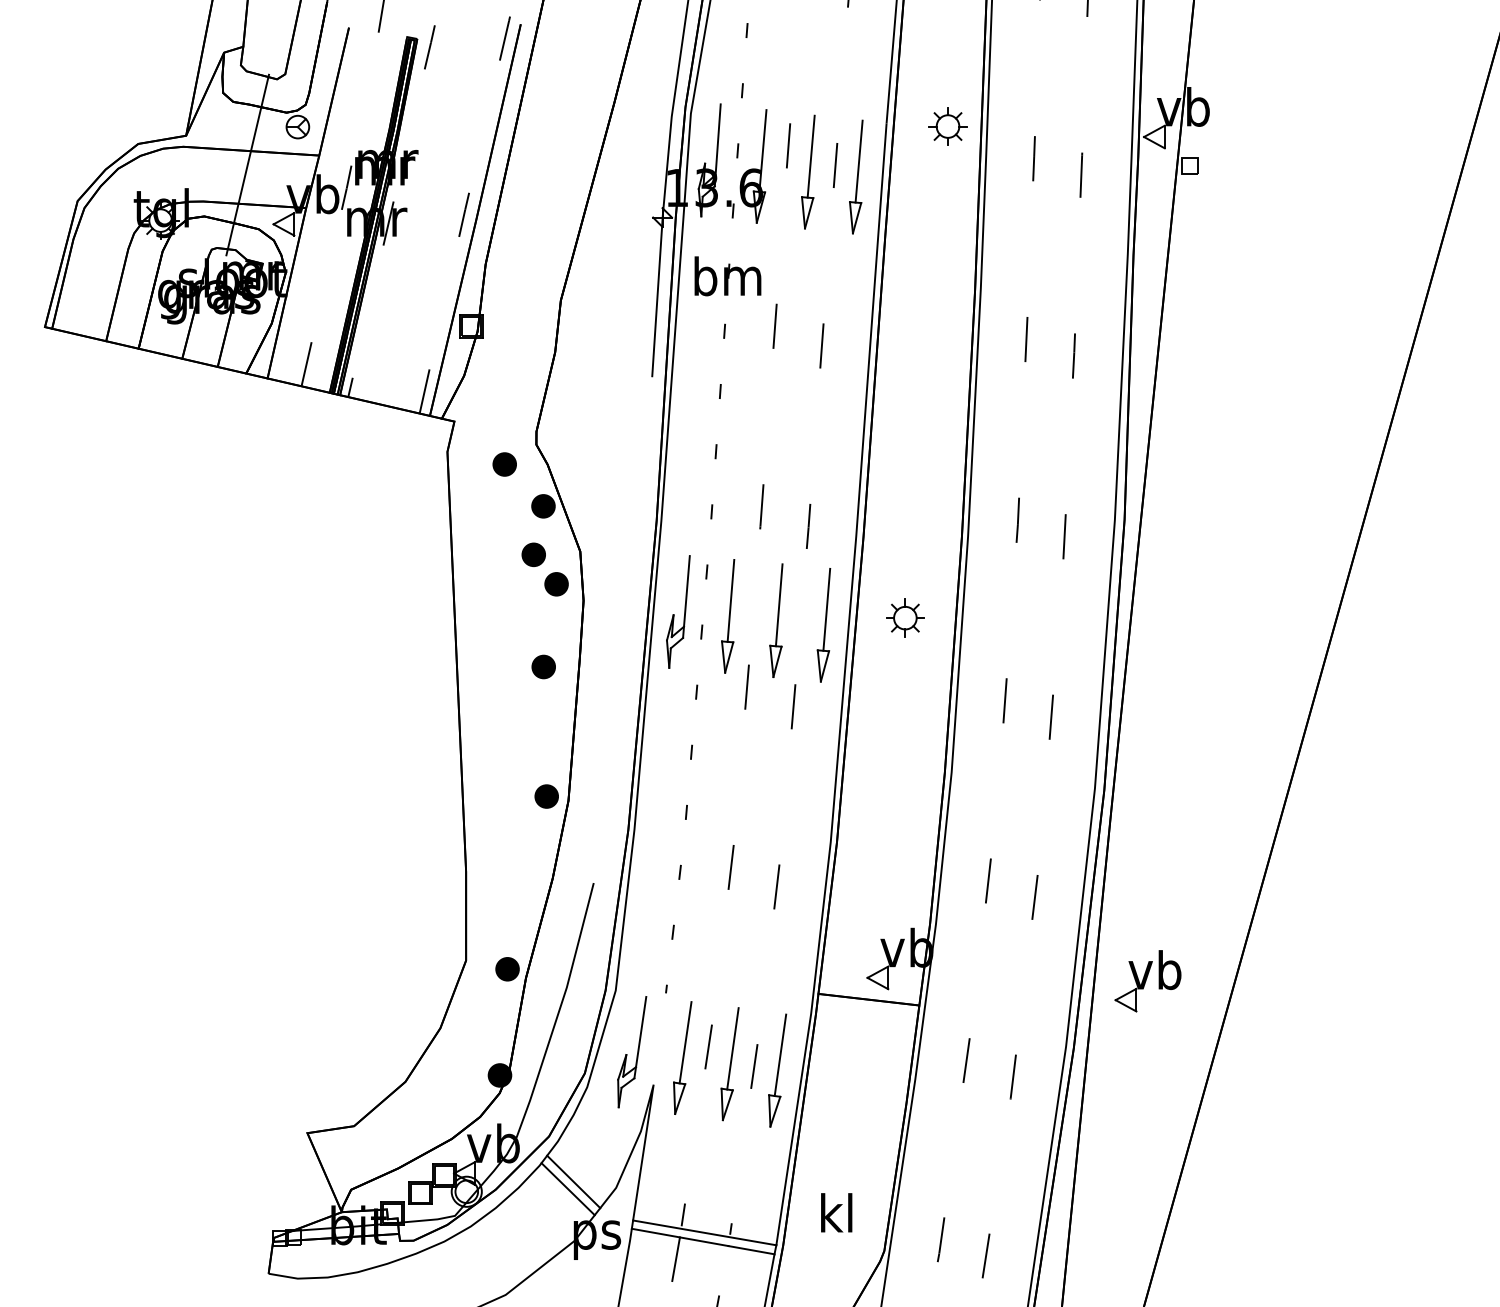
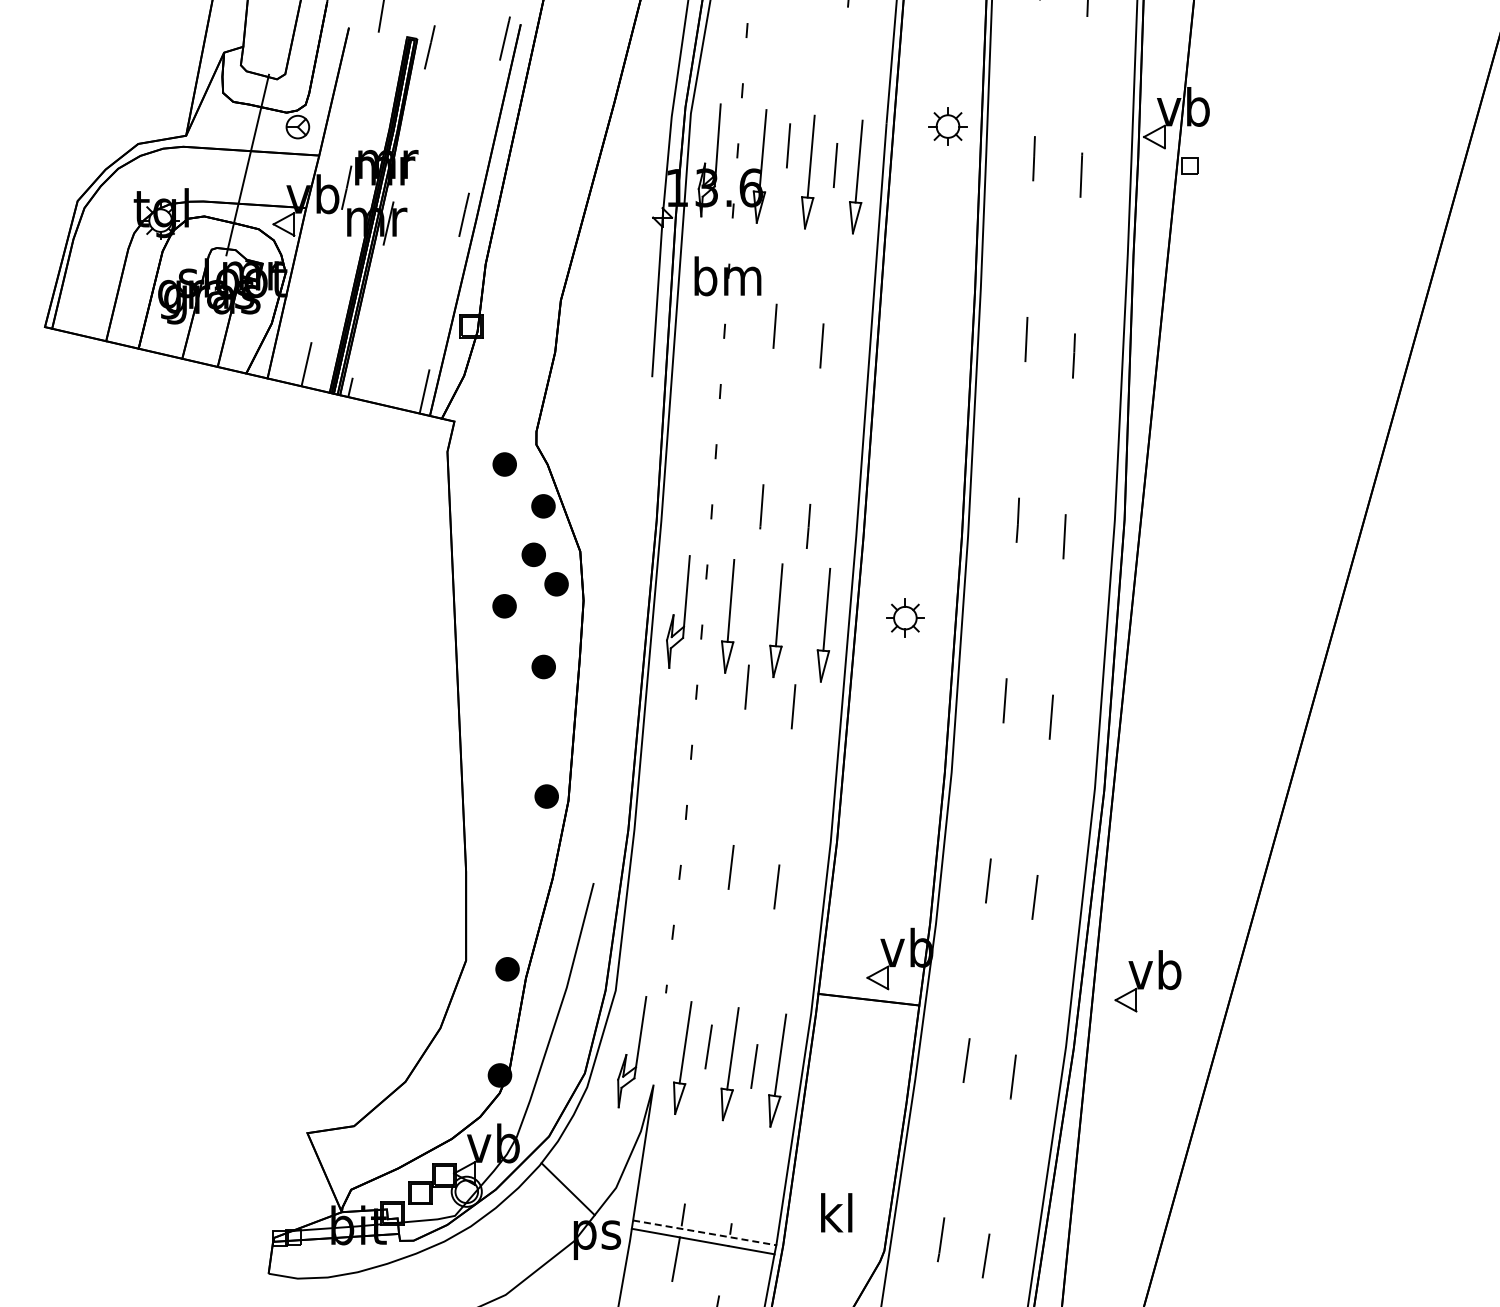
part: none -> present (504, 606)
line: present -> none (573, 1181)
line: solid -> dashed (704, 1232)
